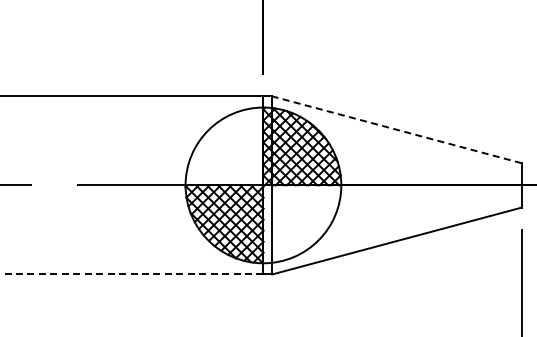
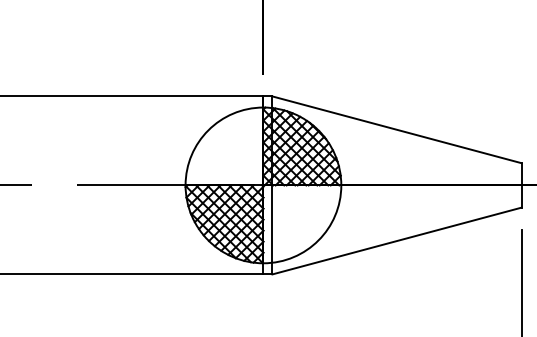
line: dashed -> solid (396, 129)
line: dashed -> solid (131, 274)
